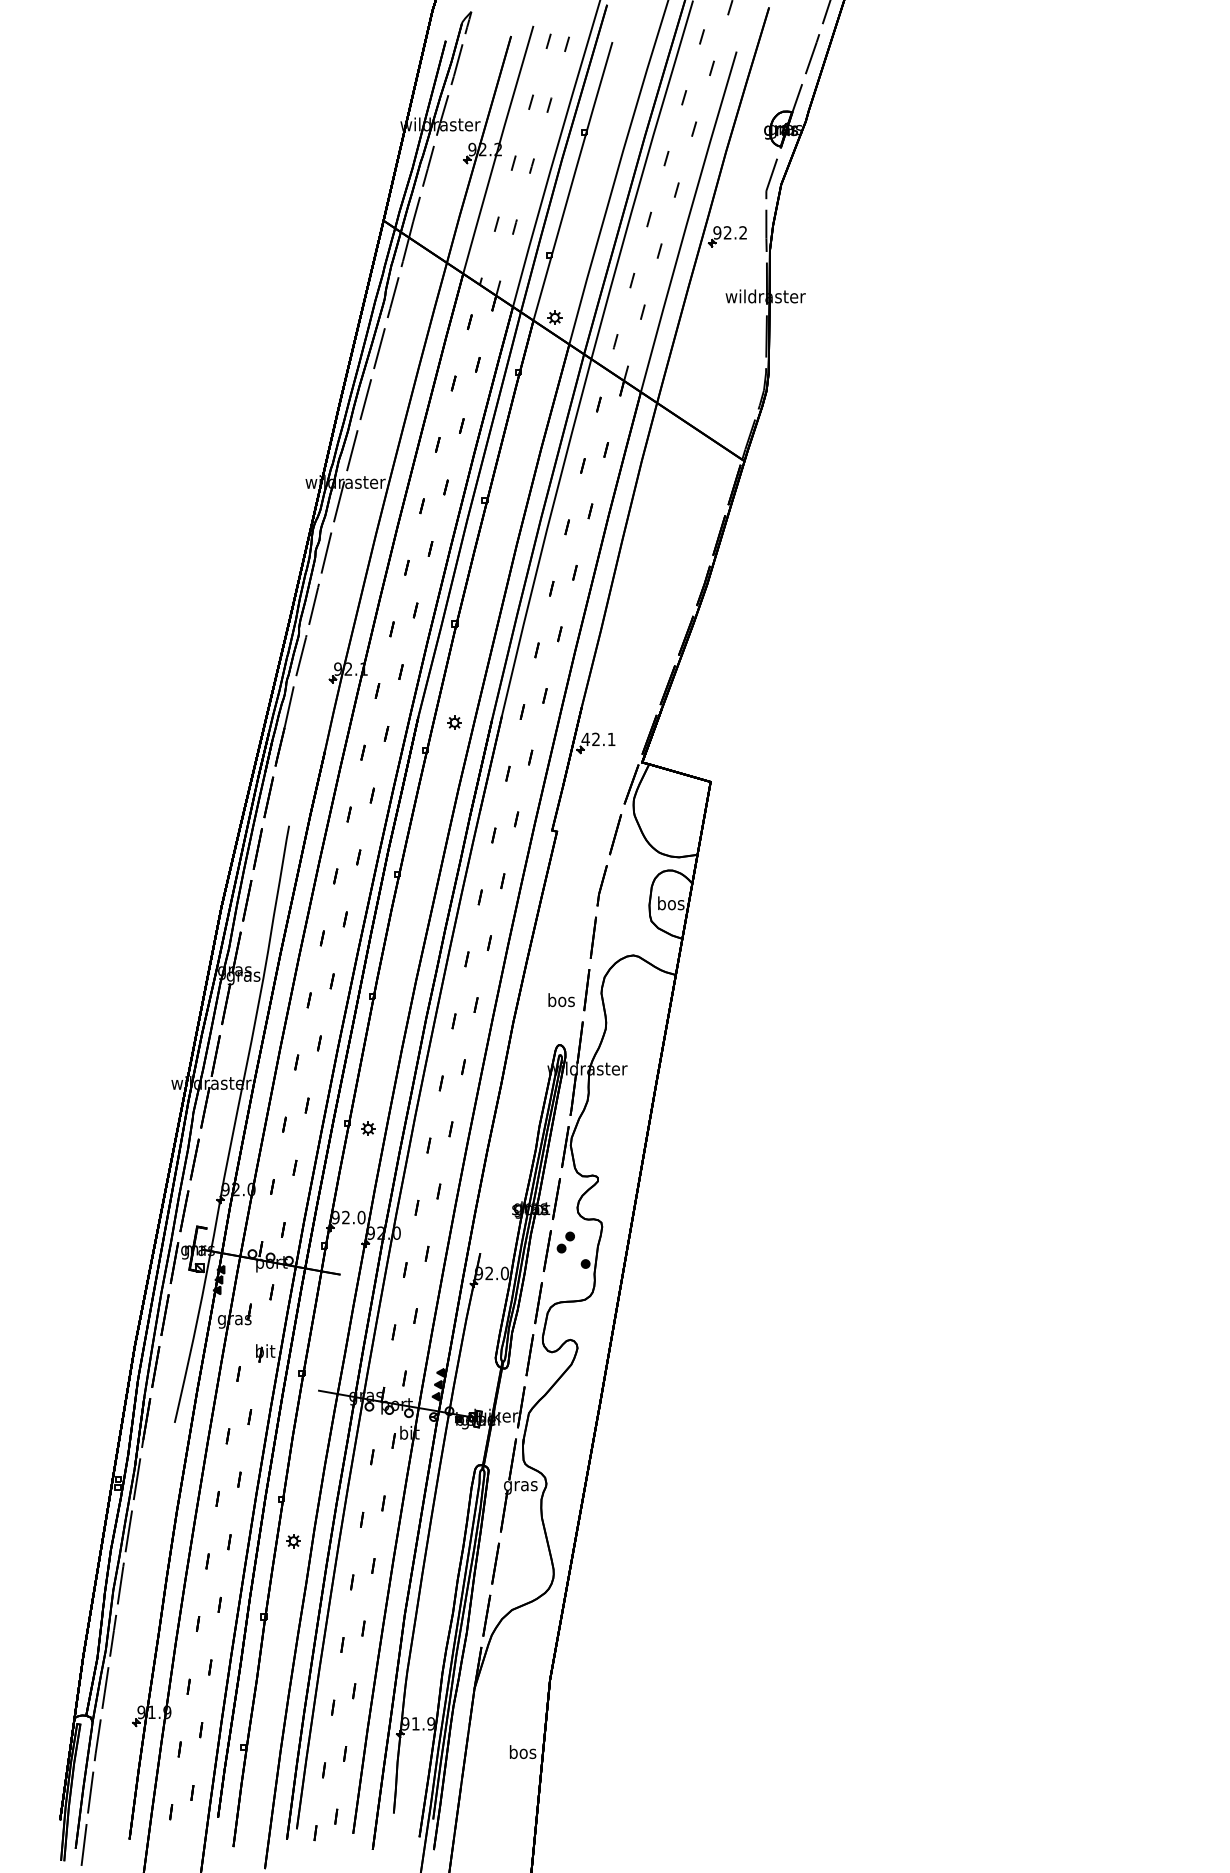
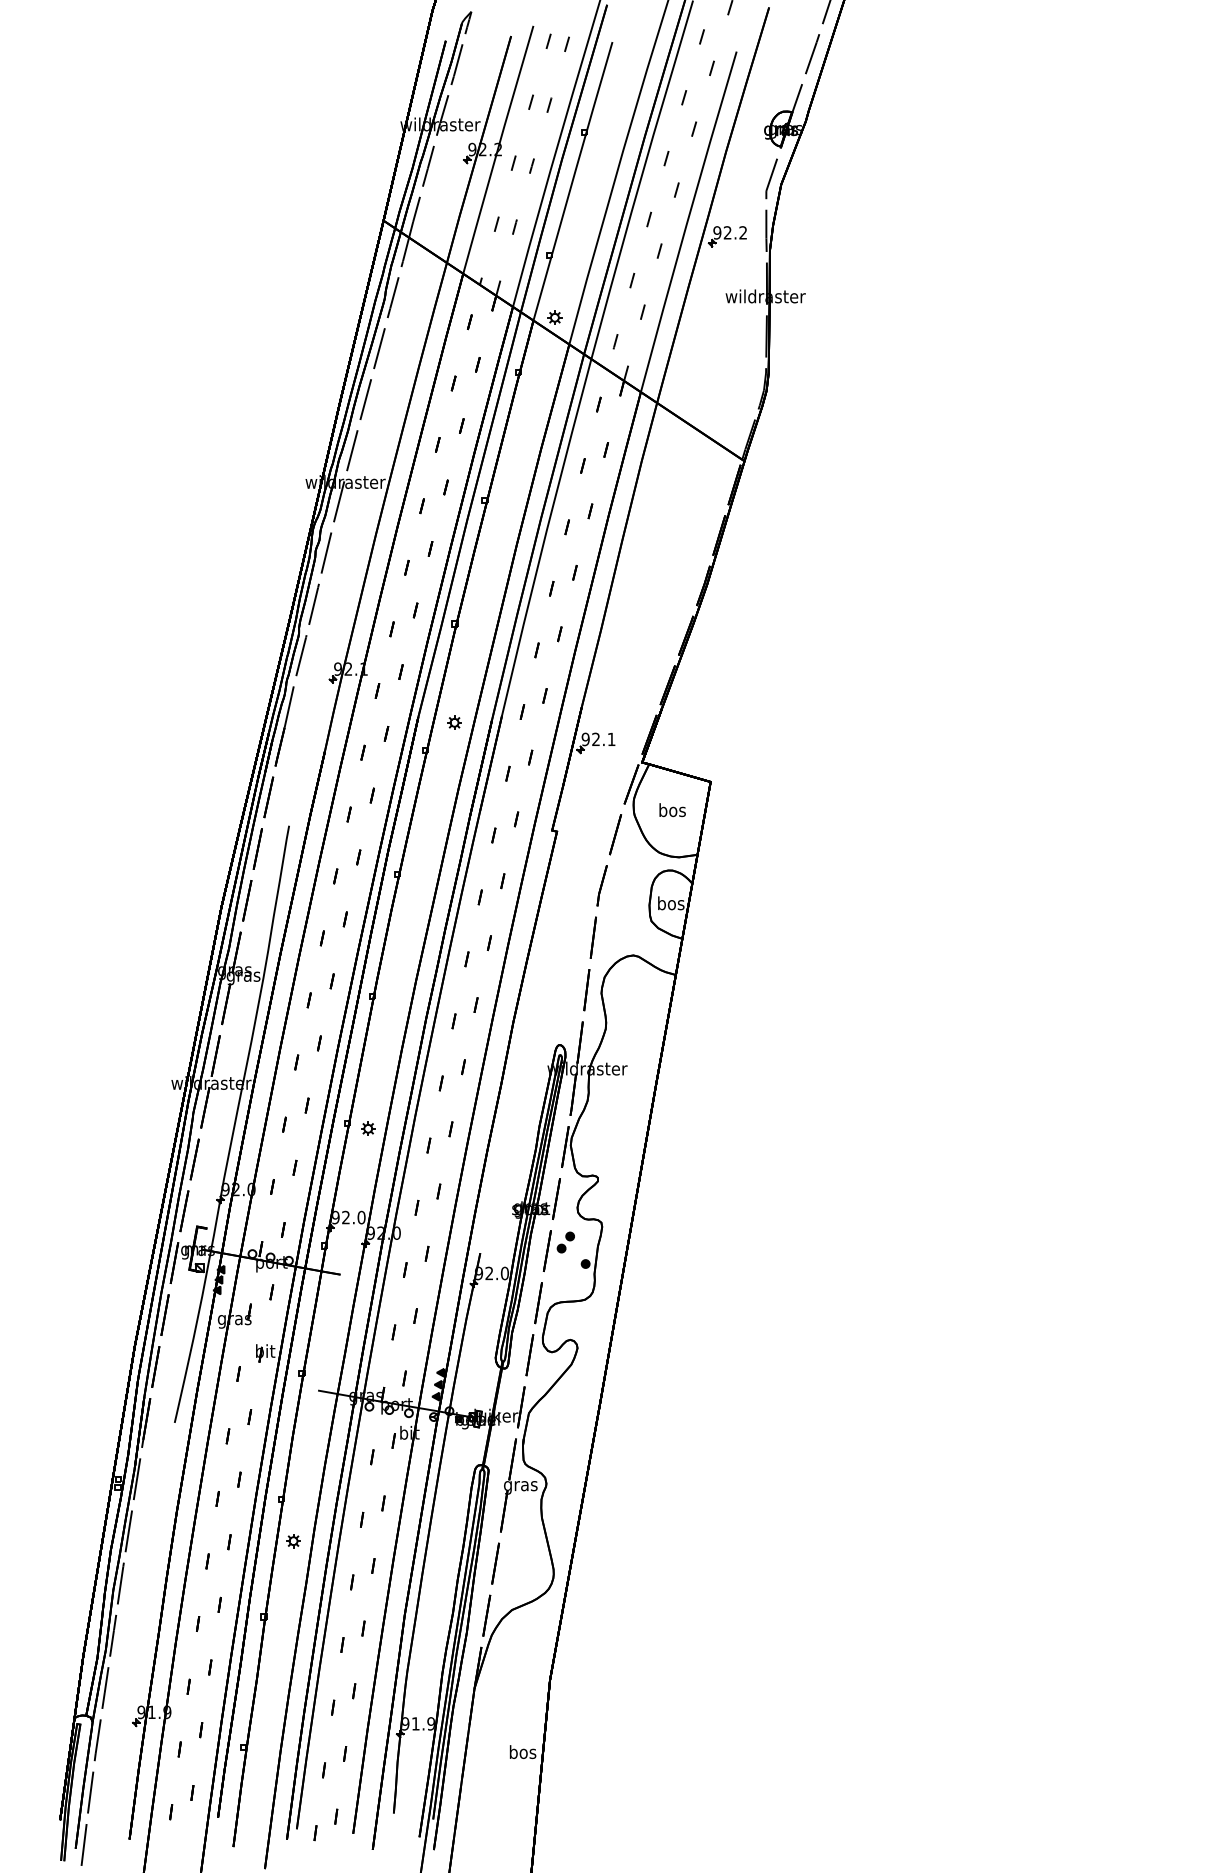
text: 42.1 -> 92.1 (585, 739)
text position: (561, 1000) -> (672, 810) (672, 810)
